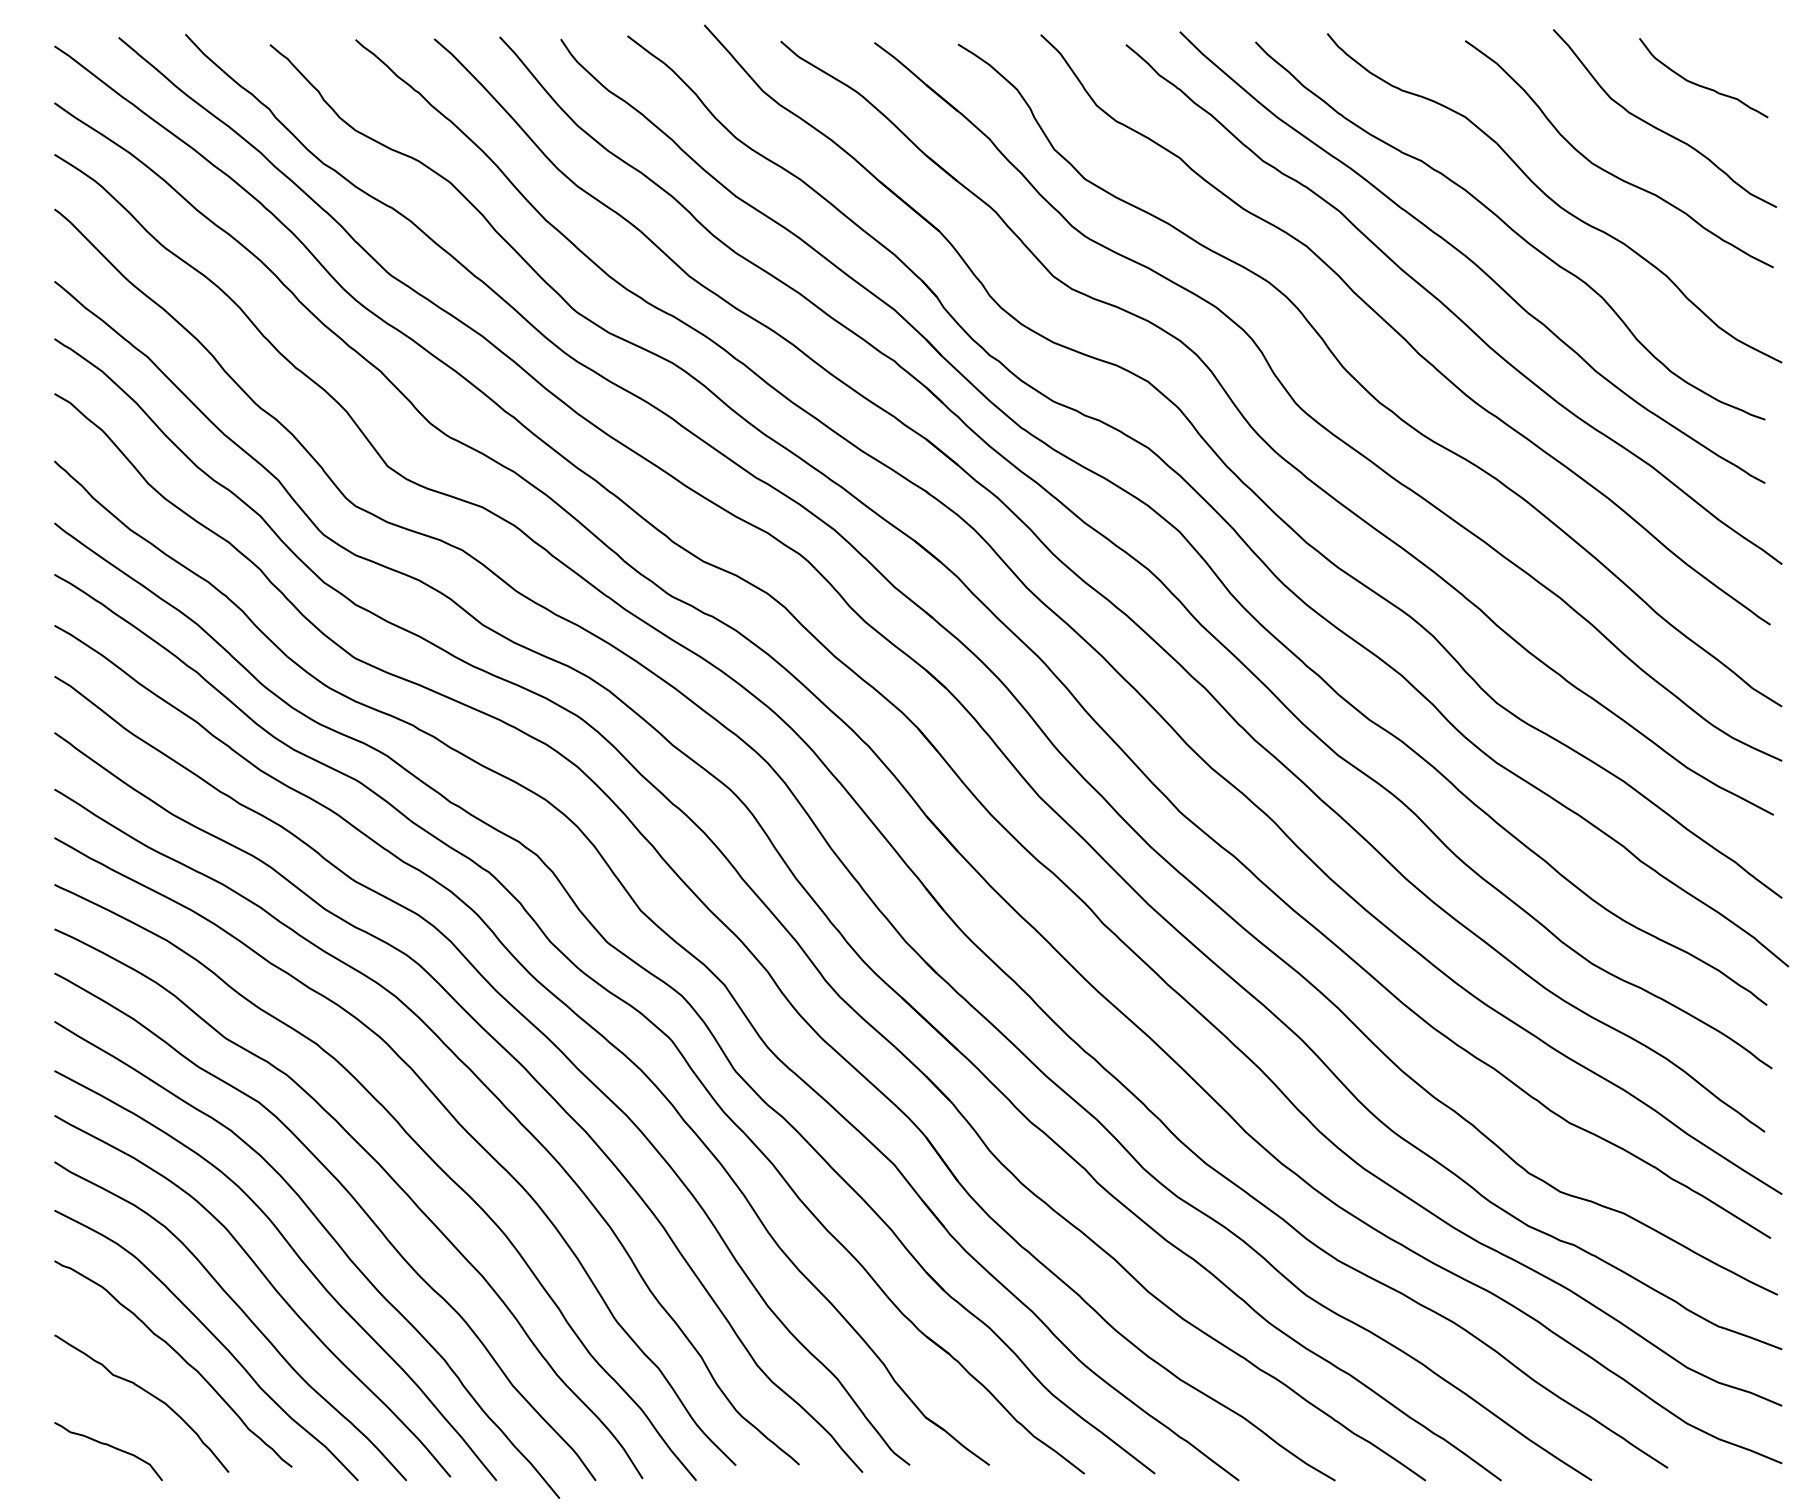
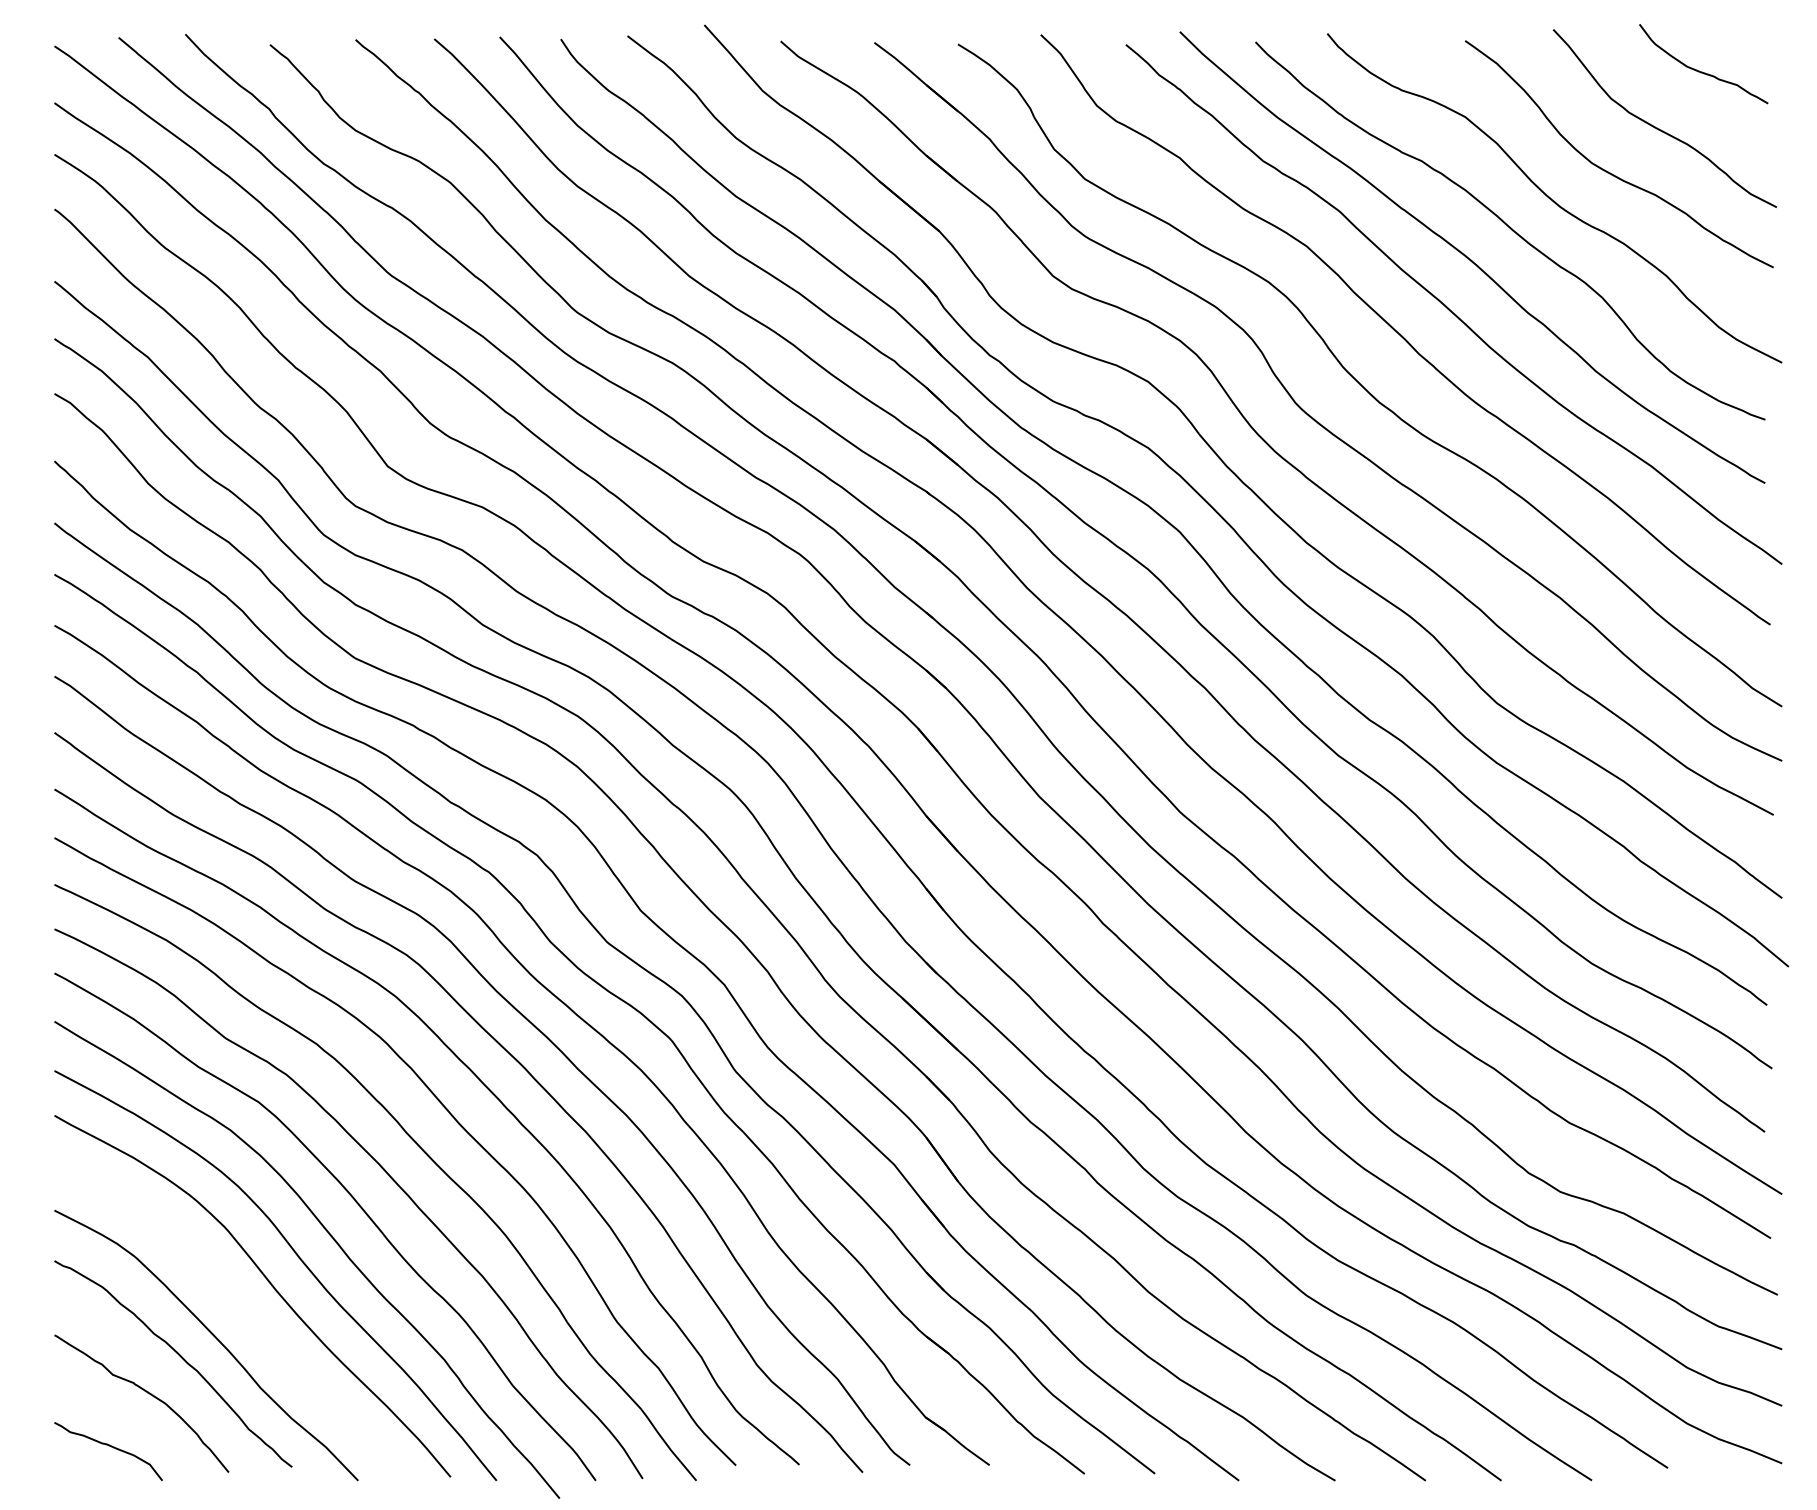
curve position: (1702, 85) -> (1702, 71) (1702, 71)
curve: present -> none (241, 1311)
